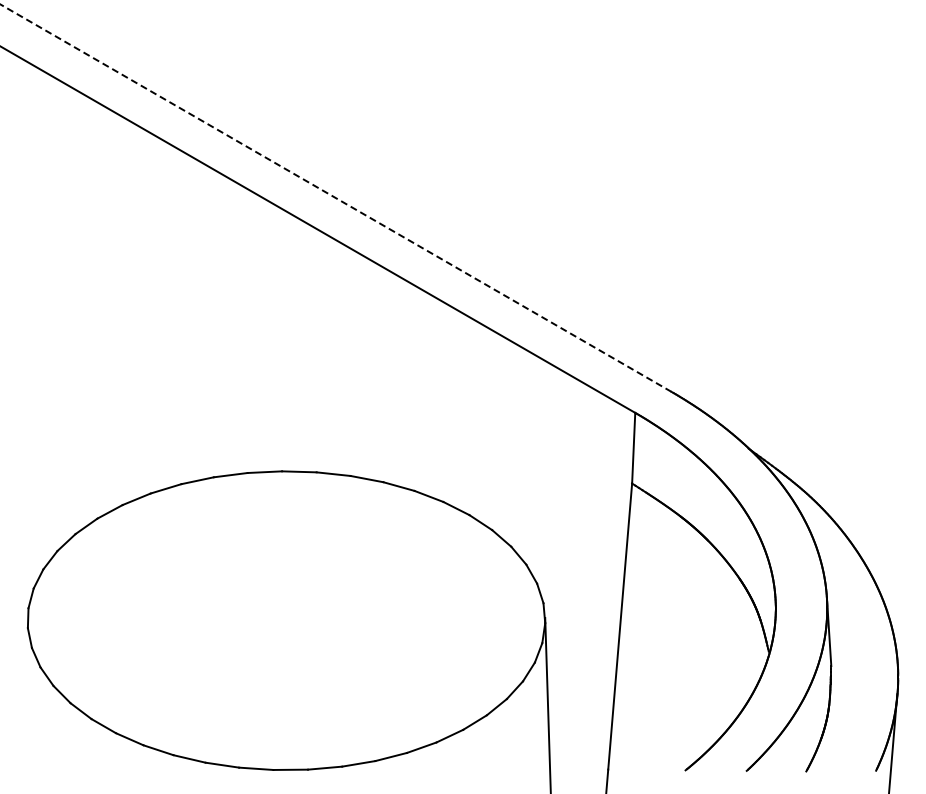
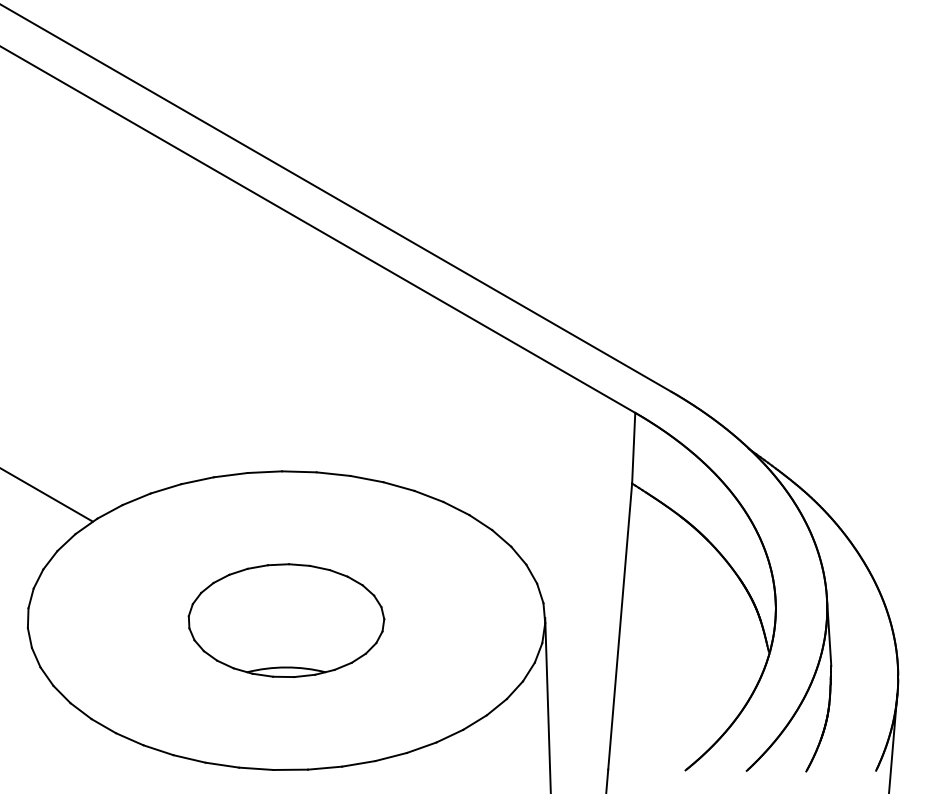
line: dashed -> solid (335, 197)
line: none -> present (47, 495)
part: none -> present (286, 620)
